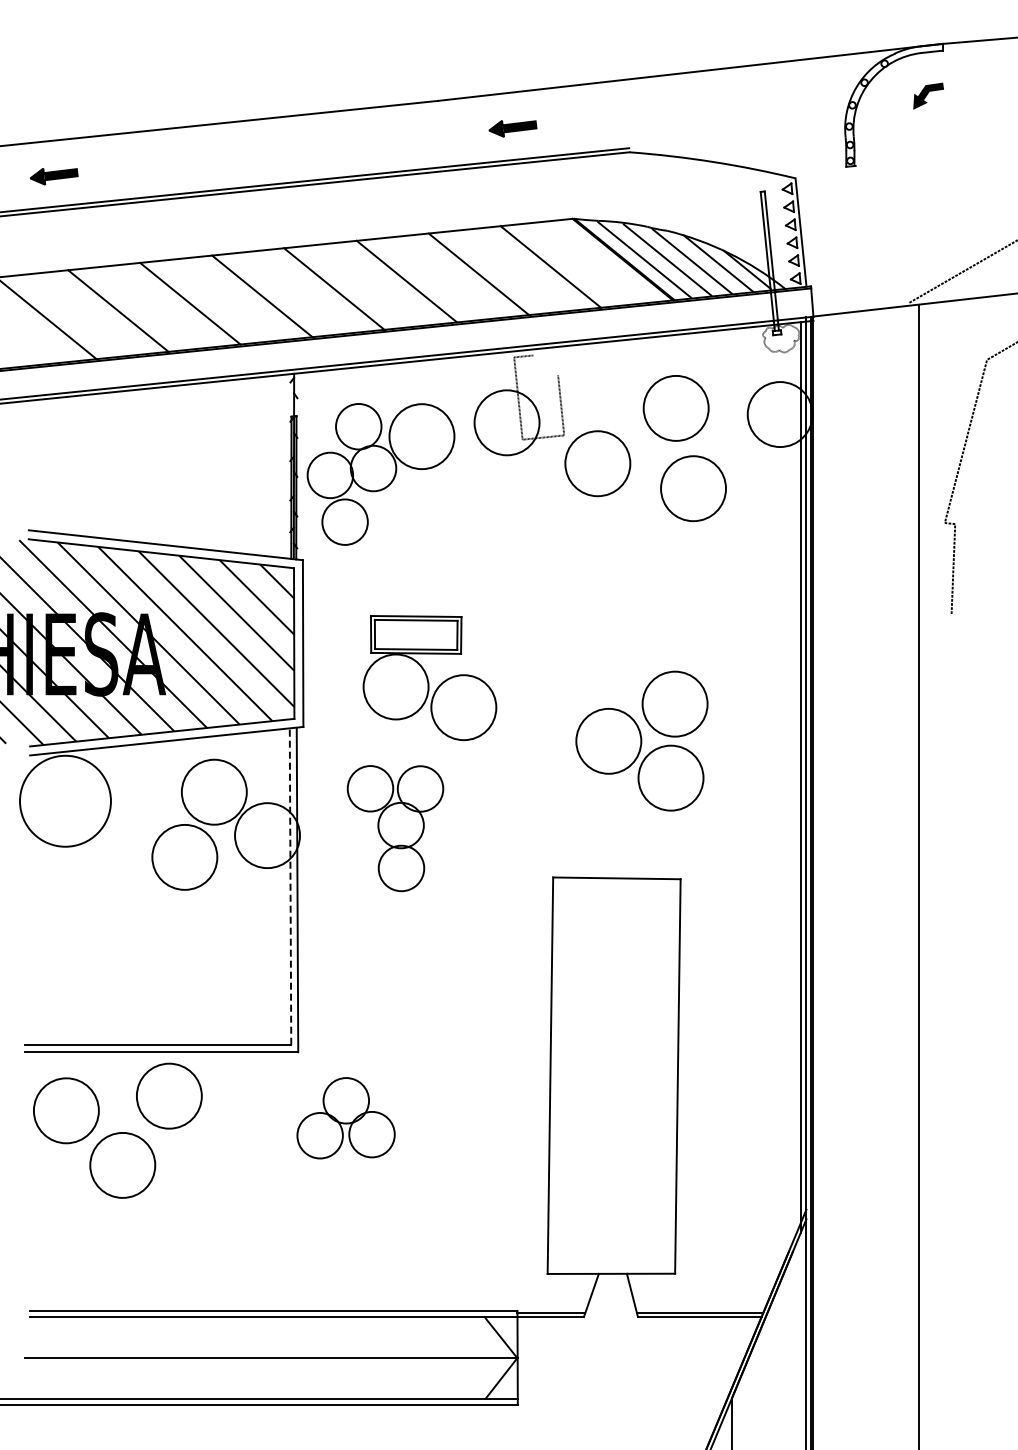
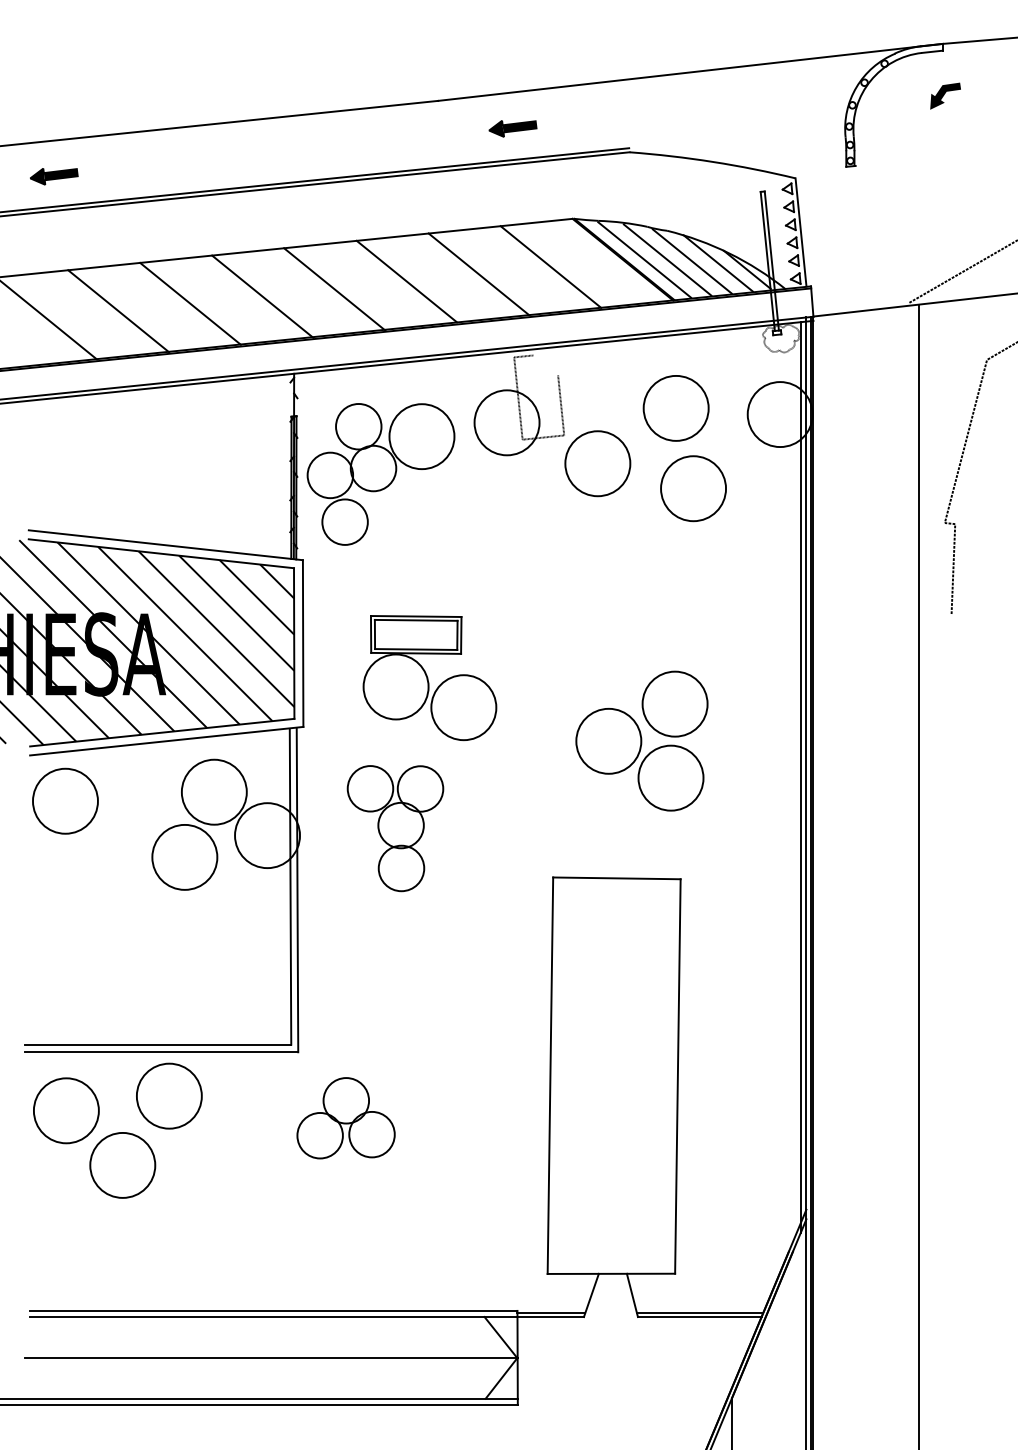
part position: (928, 95) -> (945, 95) (945, 95)
circle diameter: 91 px -> 65 px (65, 800)
line: dashed -> solid (290, 886)
